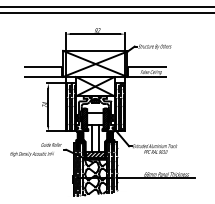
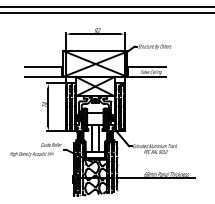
hatch: present -> none (94, 155)
